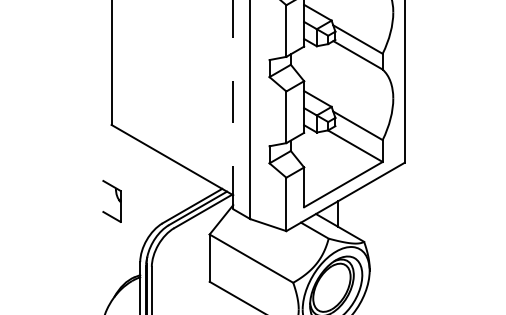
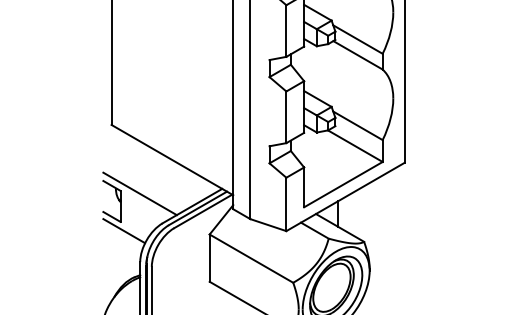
line: dashed -> solid (233, 104)
line: none -> present (139, 193)
line: none -> present (124, 231)
